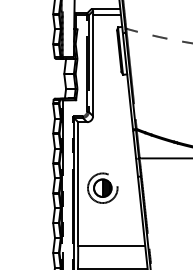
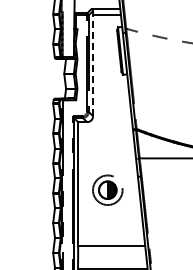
line: solid -> dashed (93, 65)
part position: (102, 187) -> (107, 189) (107, 189)
